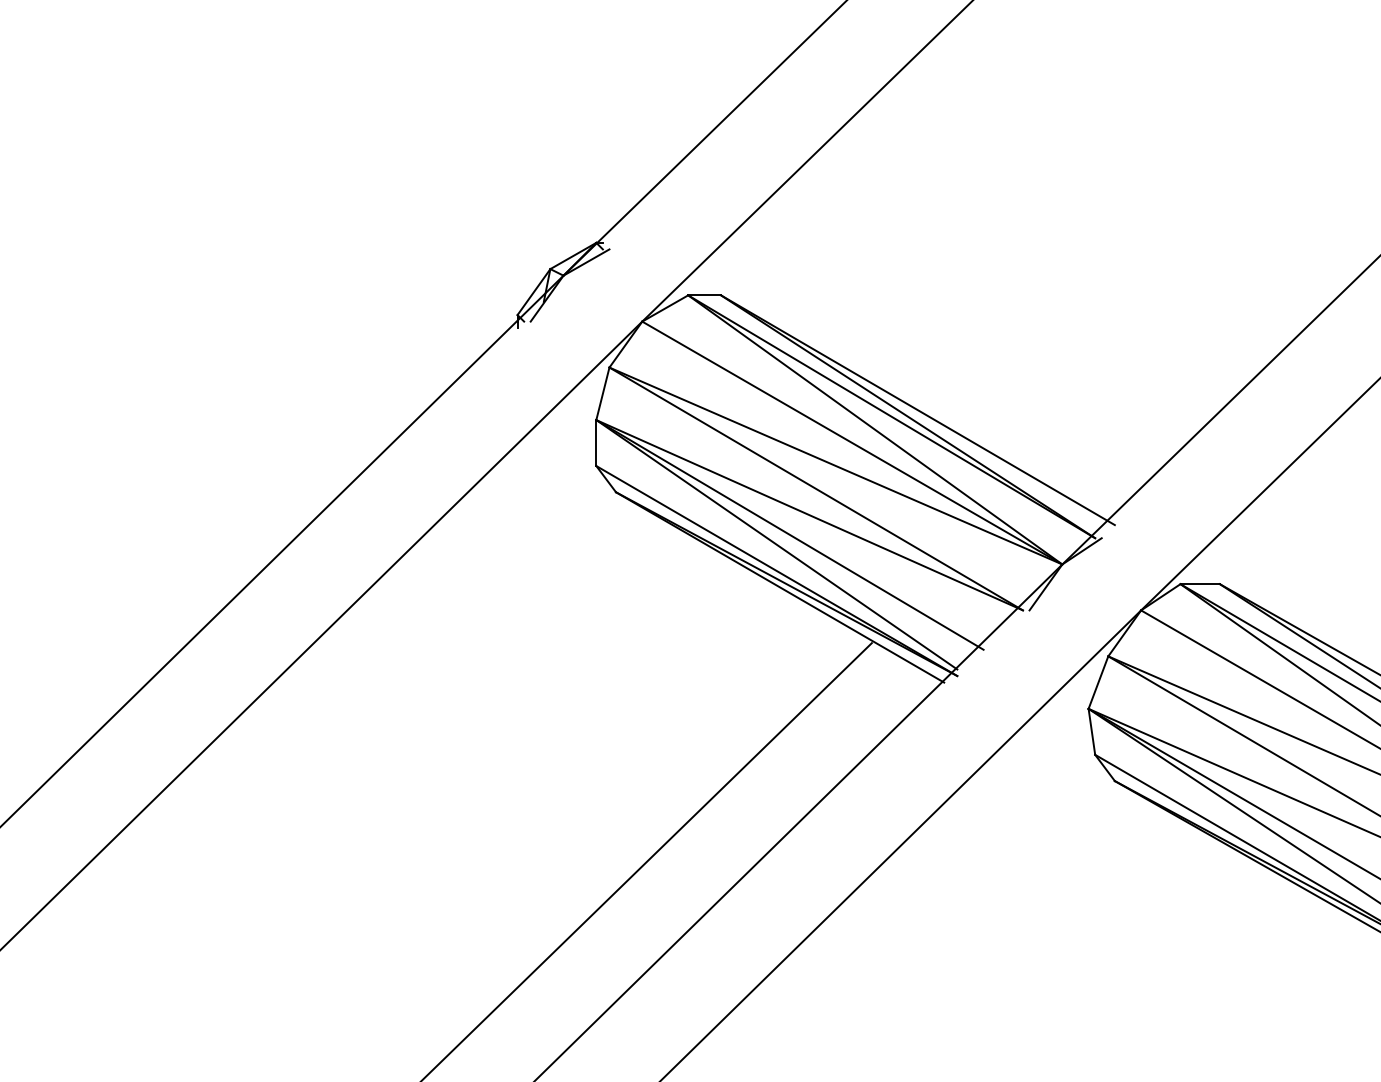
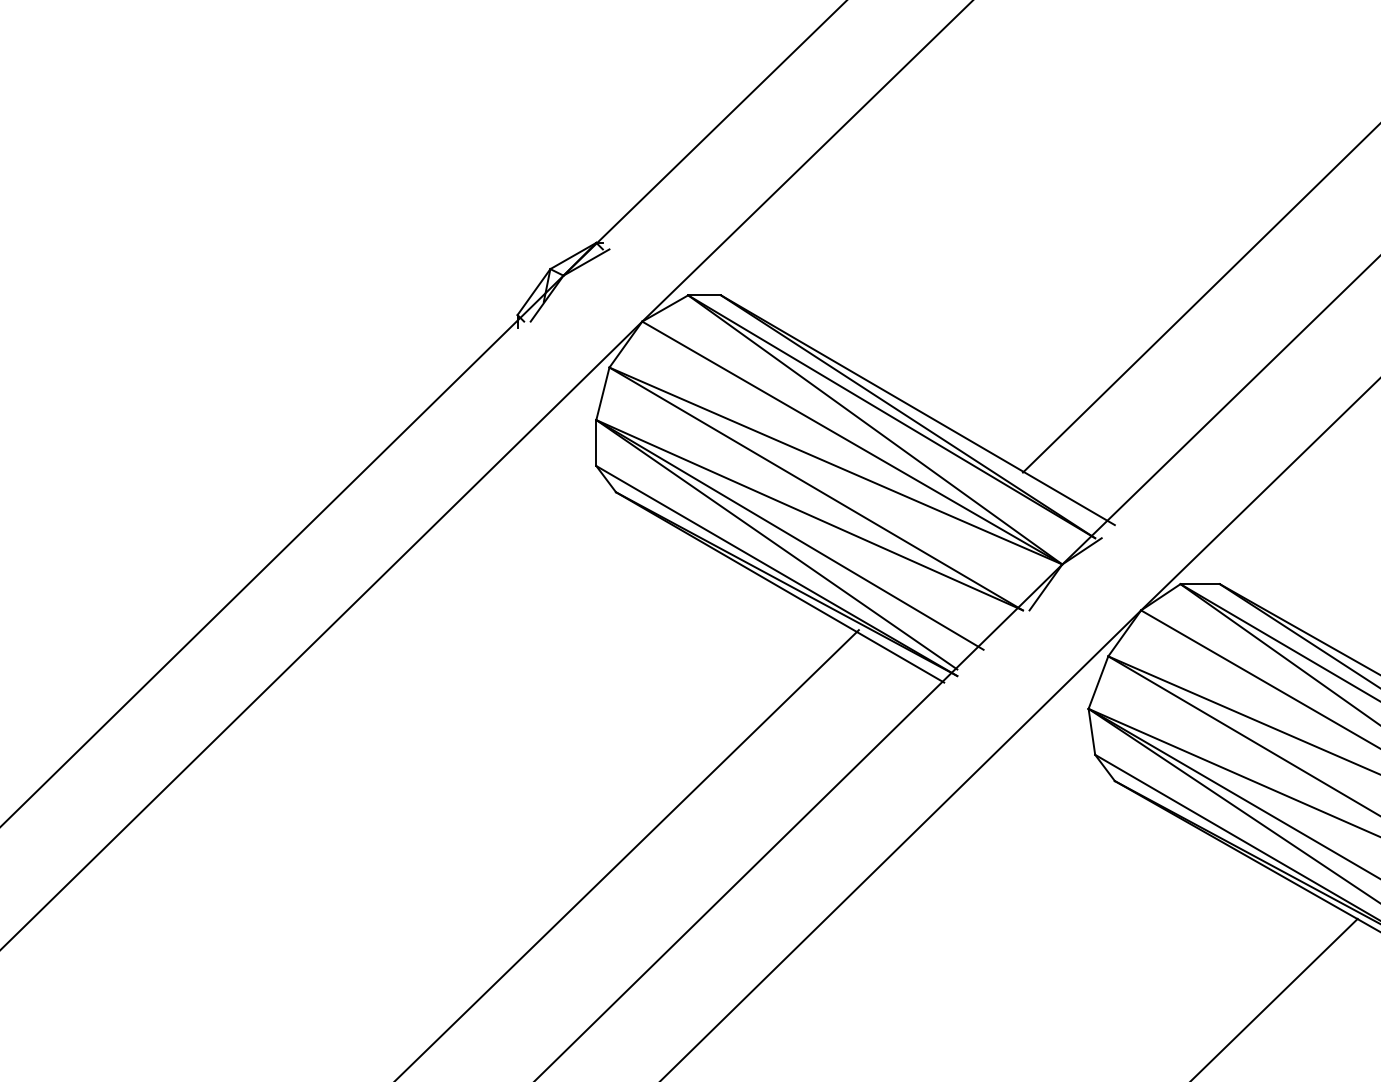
line: none -> present (1199, 298)
line position: (647, 860) -> (627, 854) (627, 854)
line: none -> present (1275, 998)
